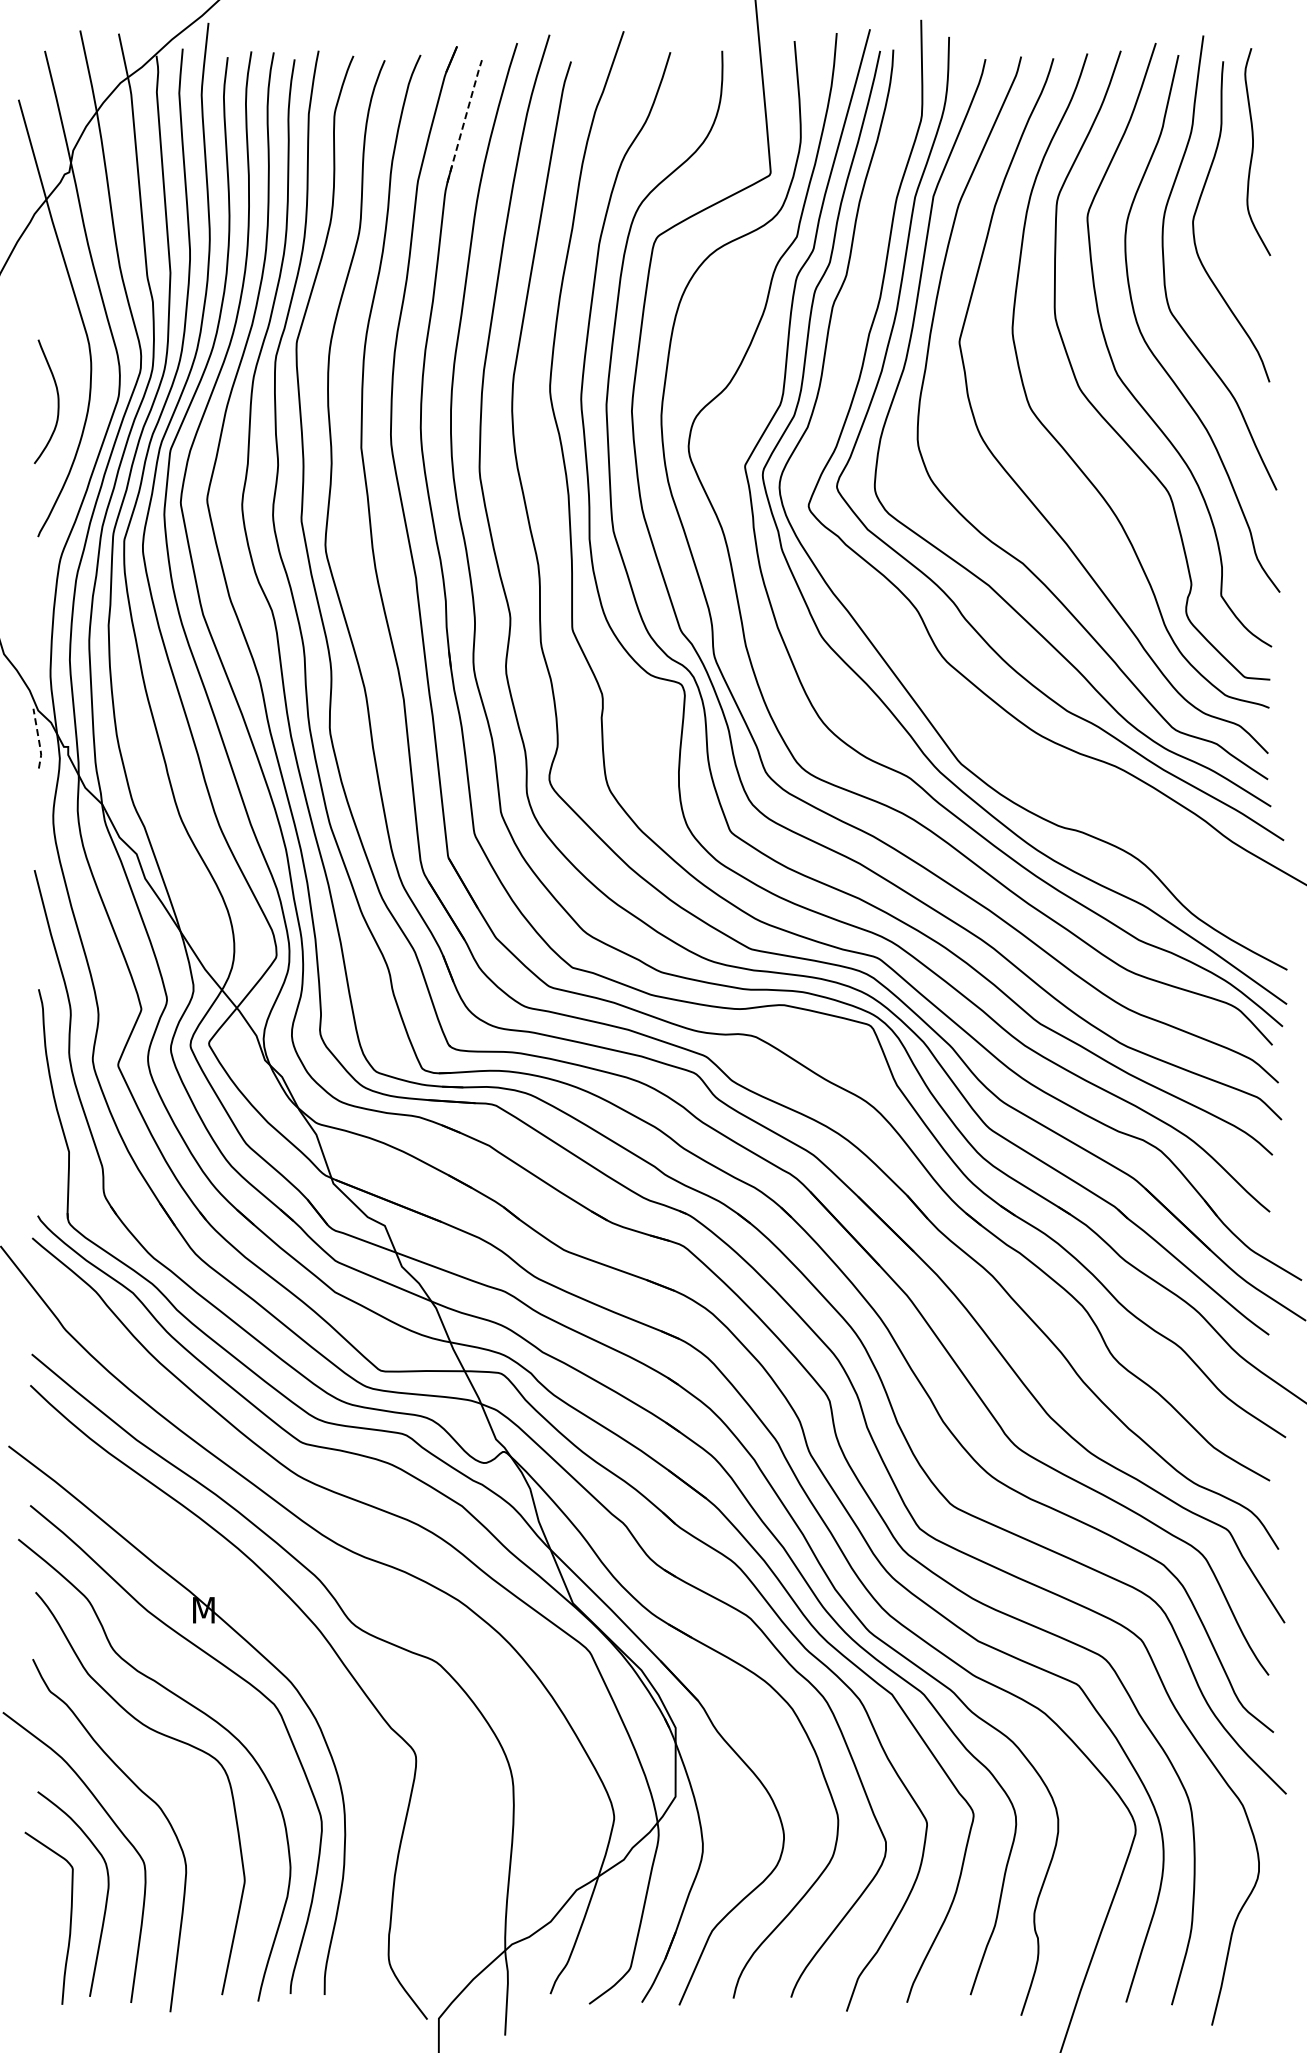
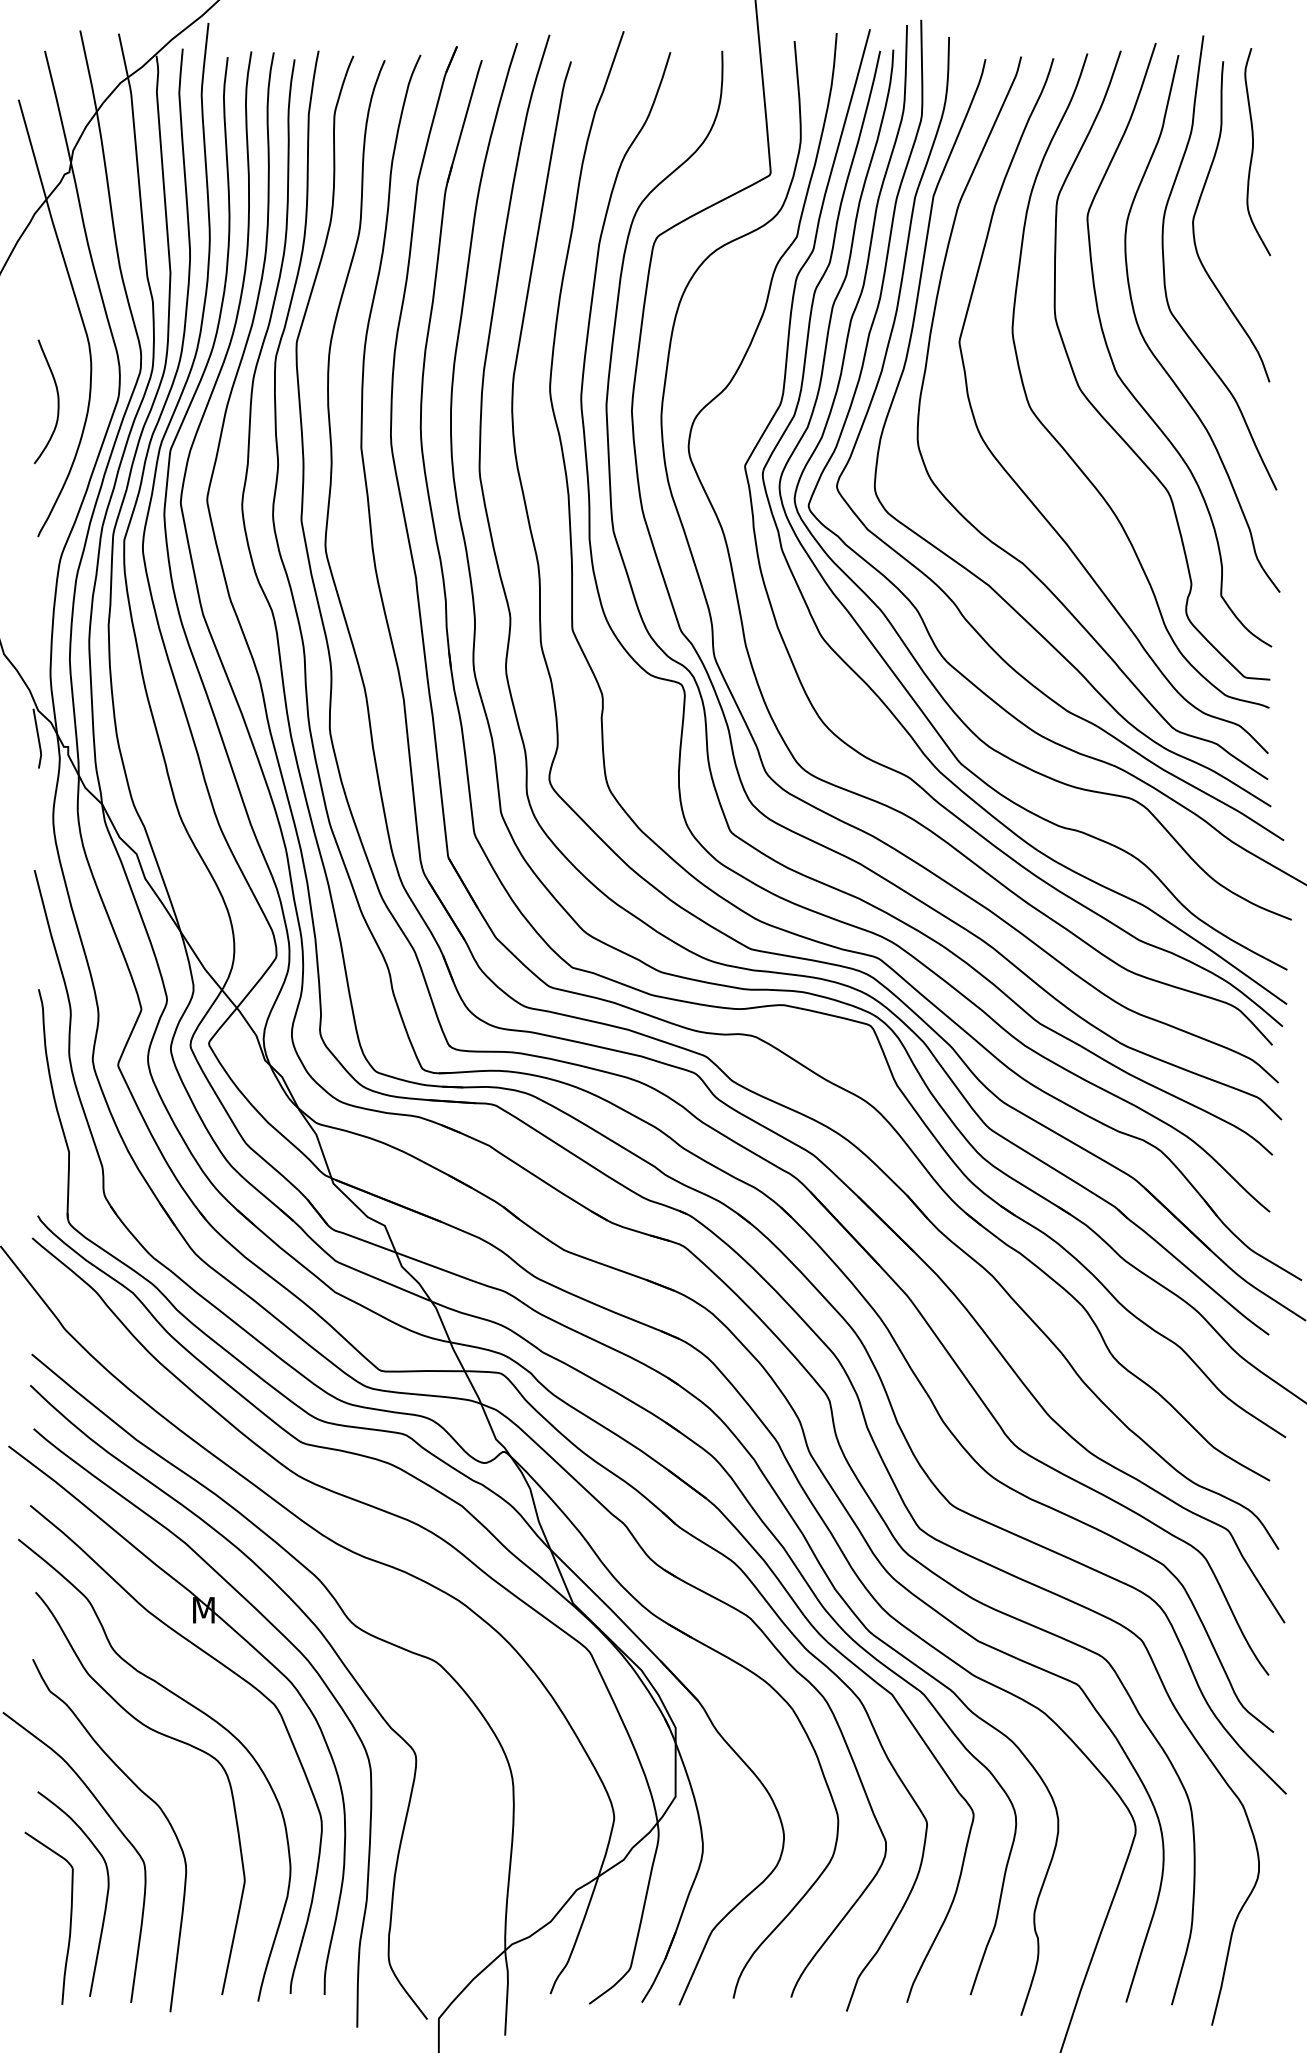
line: dashed -> solid (464, 121)
curve: none -> present (882, 610)
line: dashed -> solid (38, 740)
curve: none -> present (288, 1641)
